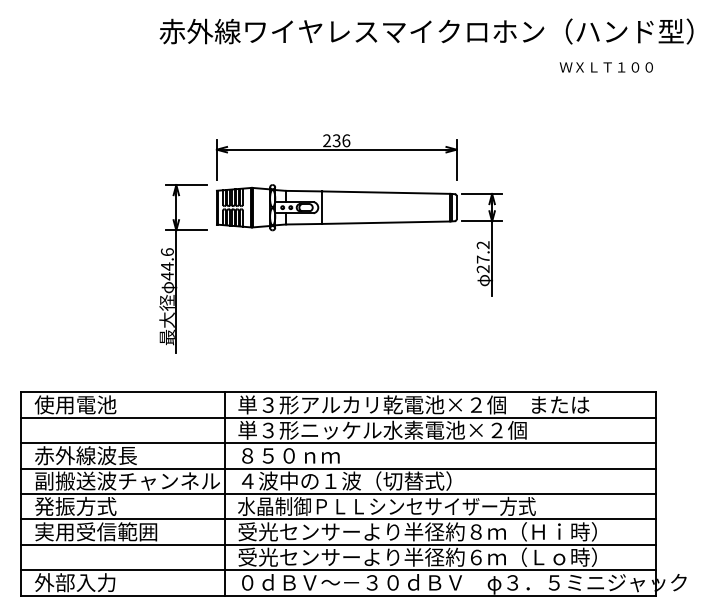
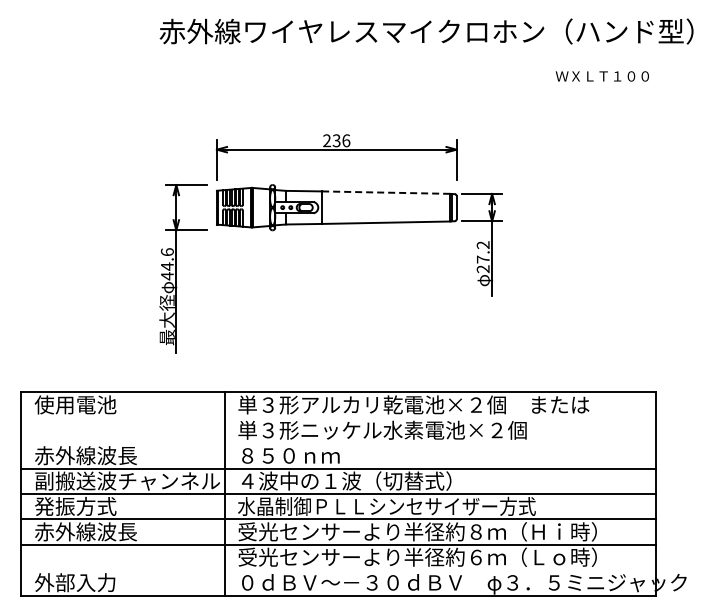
text position: (605, 67) -> (601, 76) (601, 76)
line: solid -> dashed (386, 192)
line: present -> none (338, 417)
line: present -> none (338, 443)
text: 実用受信範囲 -> 赤外線波長 (96, 531)
line: present -> none (338, 570)
